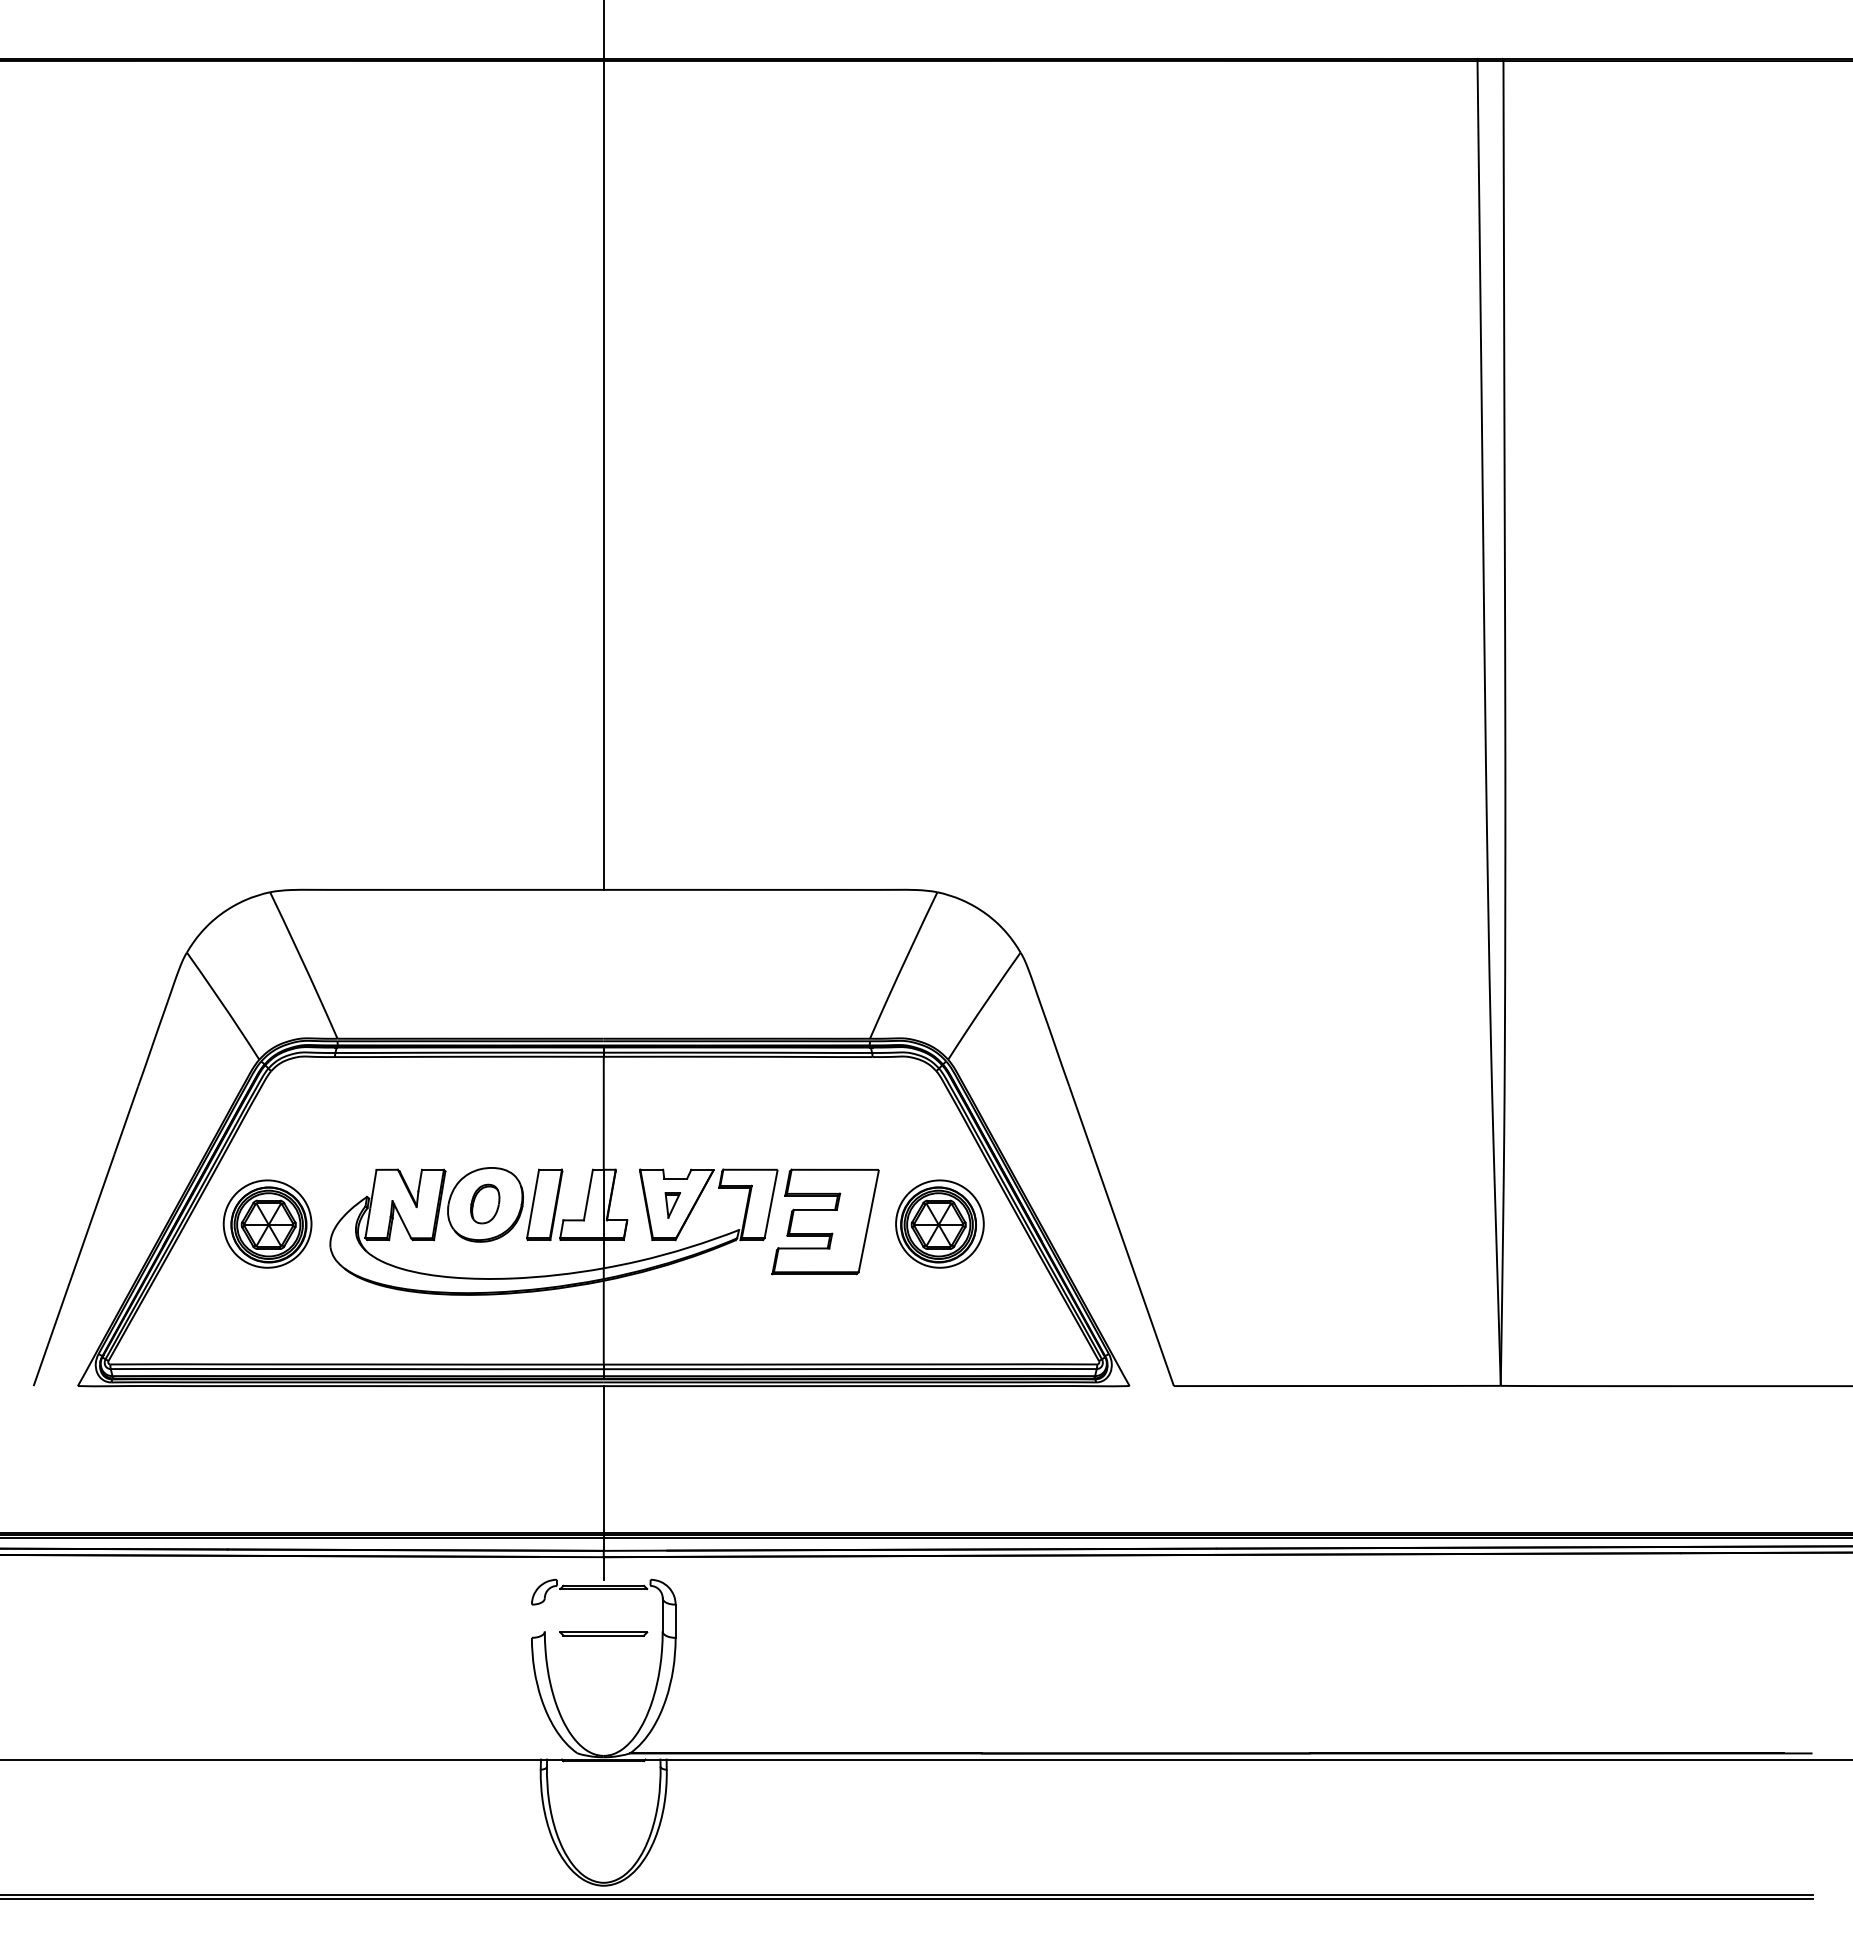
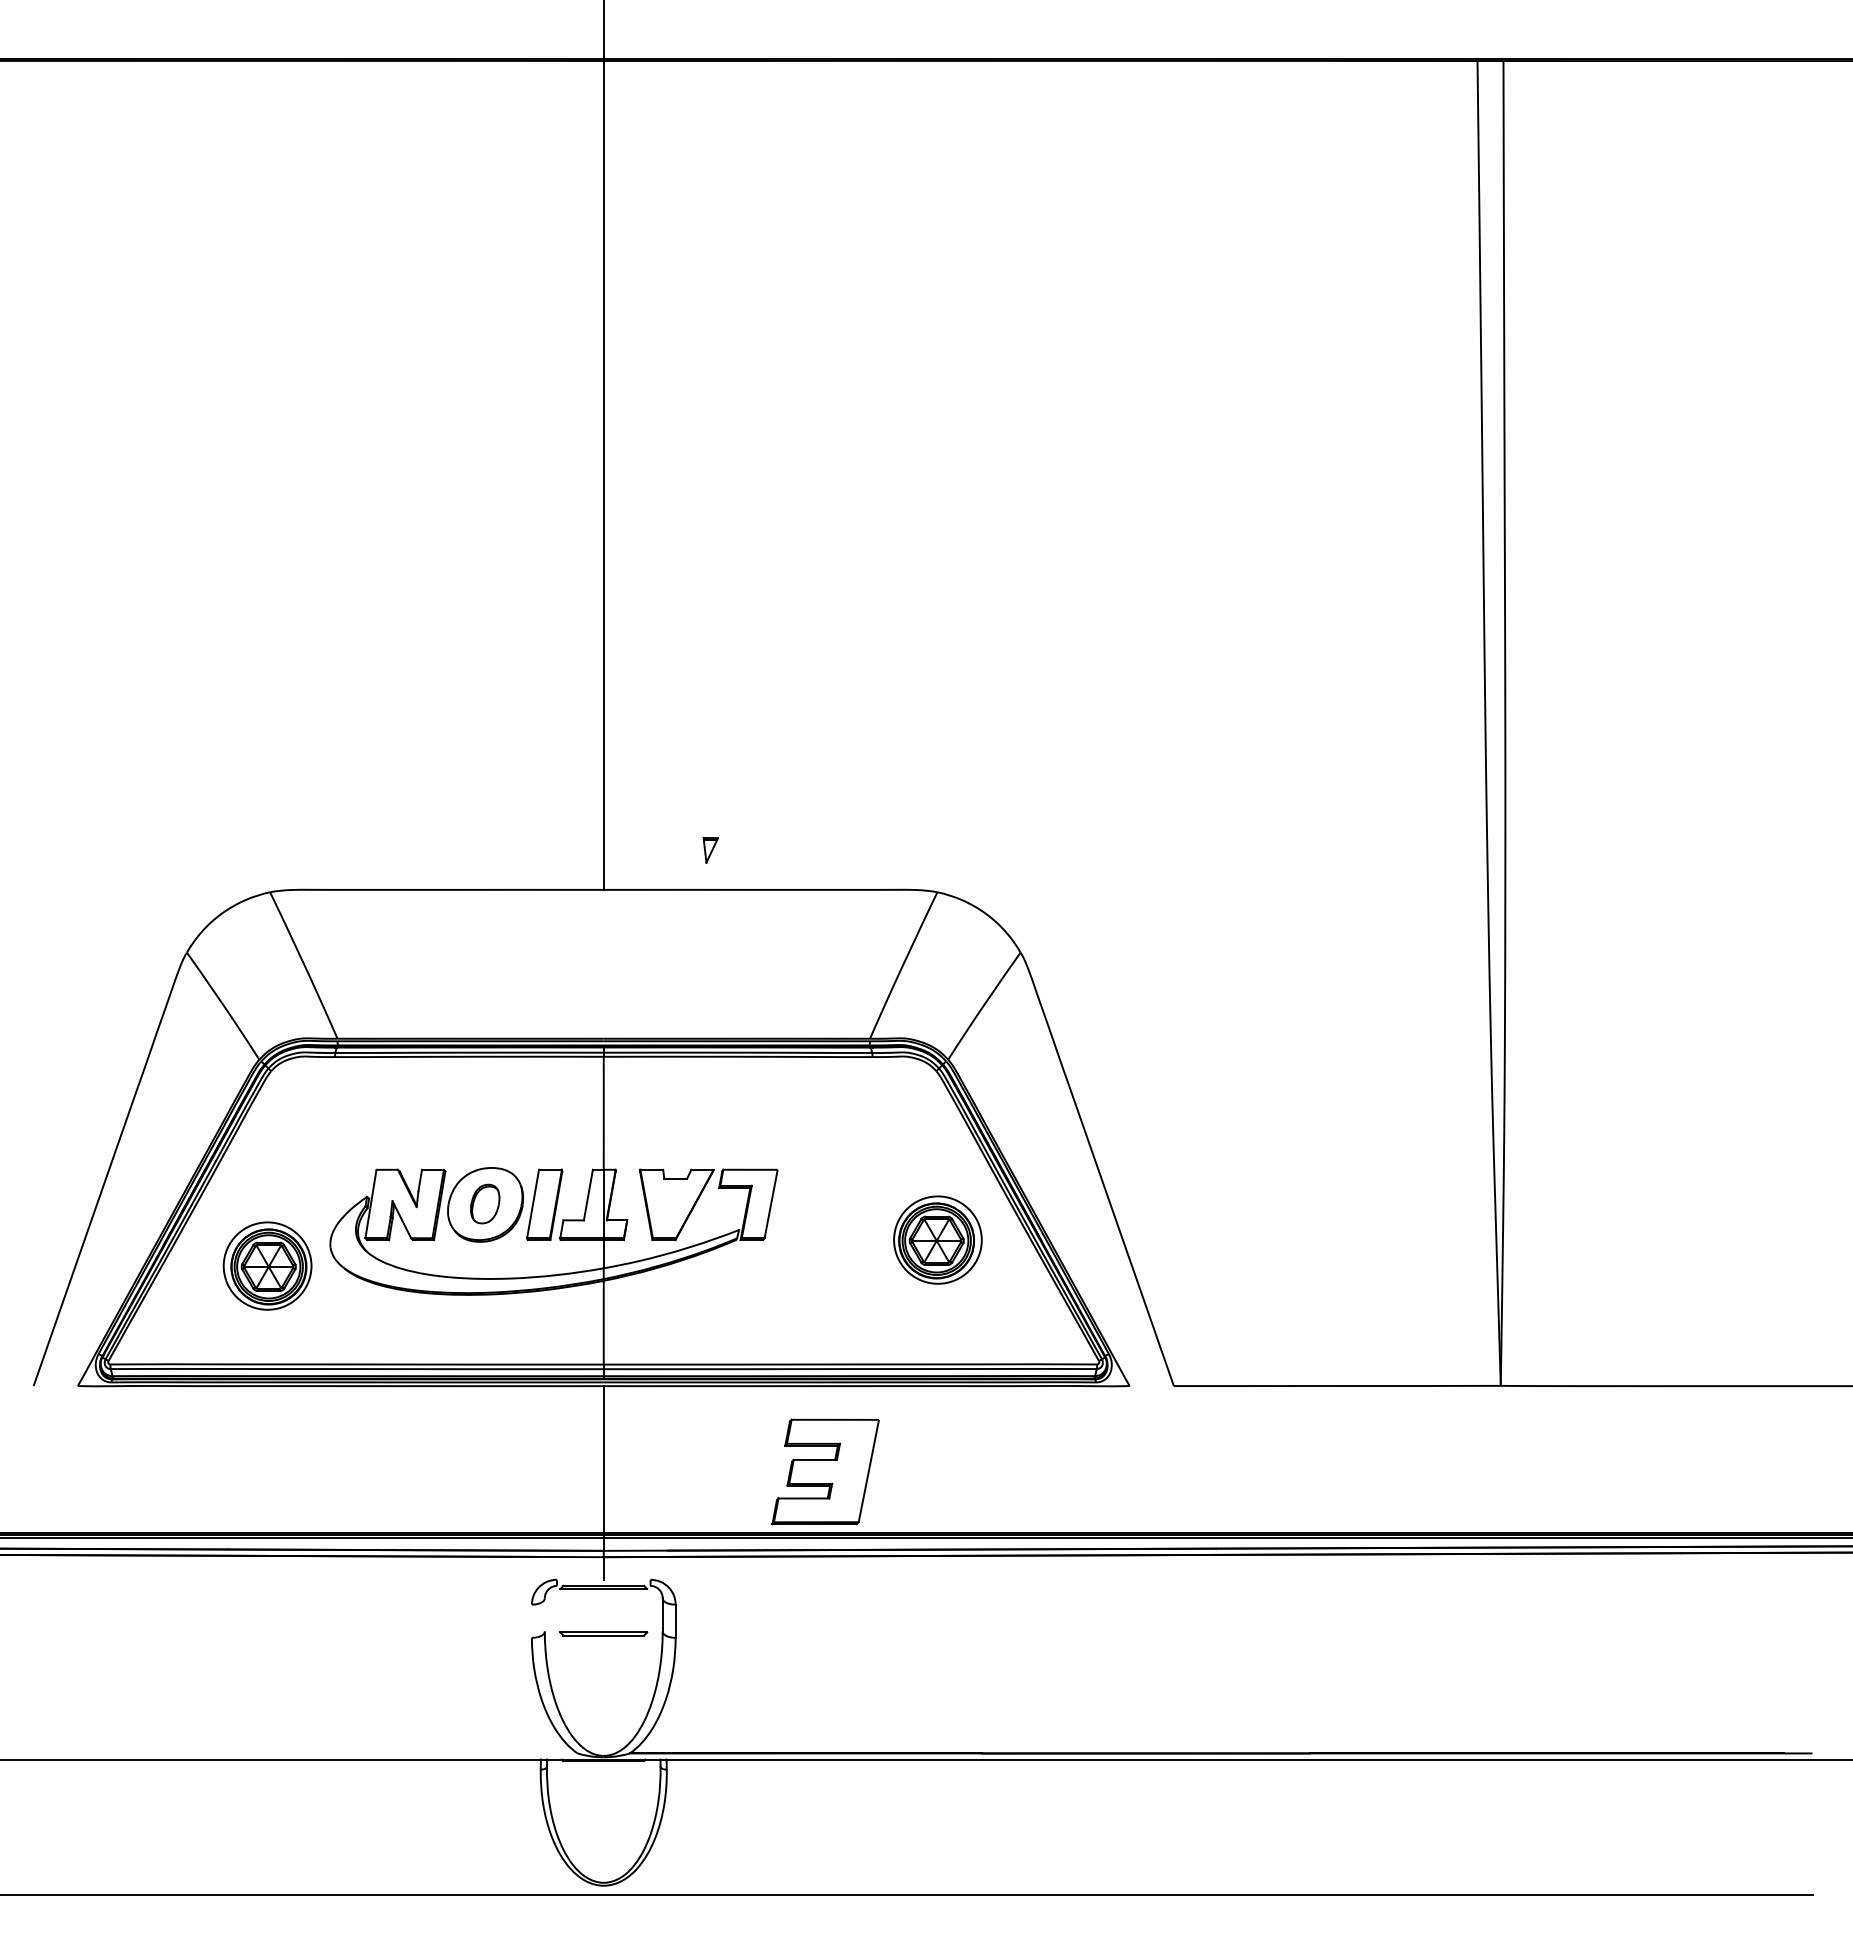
part position: (672, 1205) -> (710, 850) (710, 850)
part position: (825, 1221) -> (825, 1471) (825, 1471)
part position: (267, 1223) -> (267, 1265) (267, 1265)
part position: (939, 1223) -> (937, 1239) (937, 1239)
line: present -> none (907, 1898)
